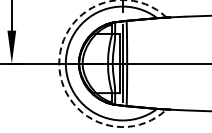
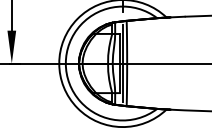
arc: dashed -> solid (59, 63)
